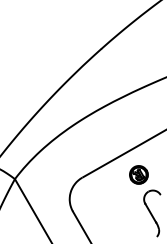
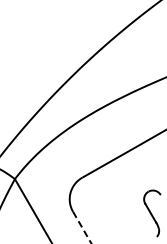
part: present -> none (138, 174)
line: solid -> dashed (82, 228)
